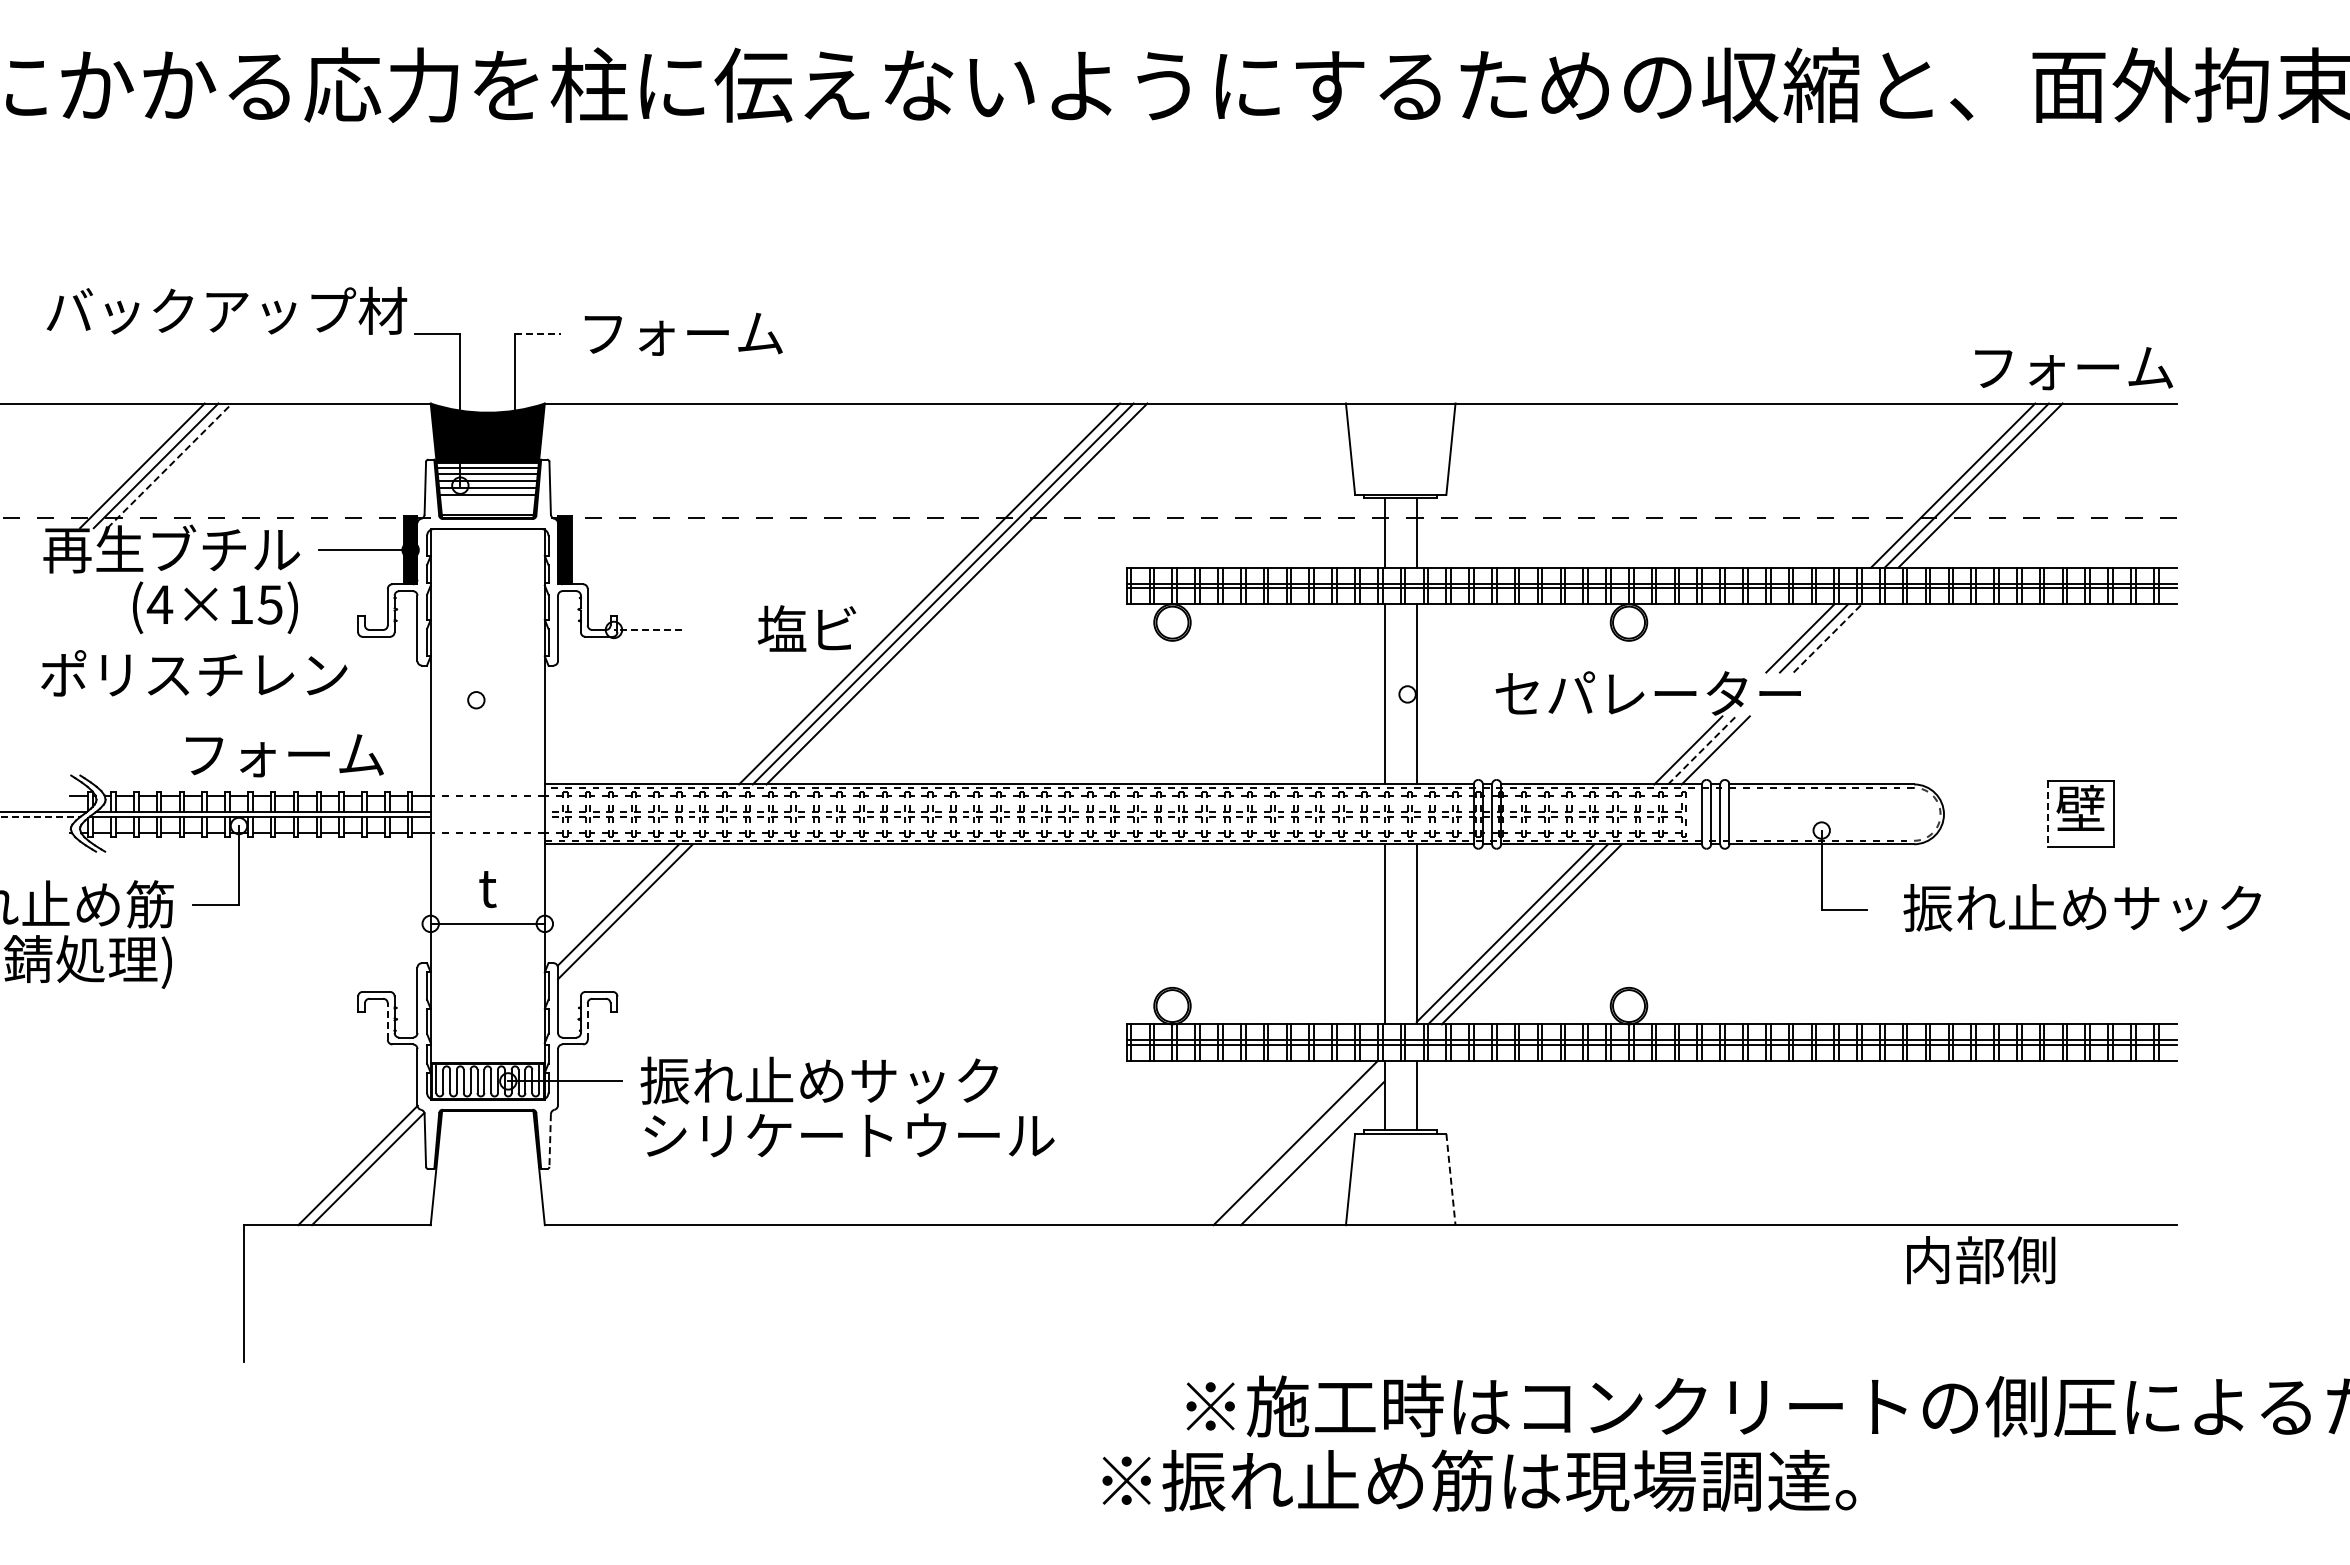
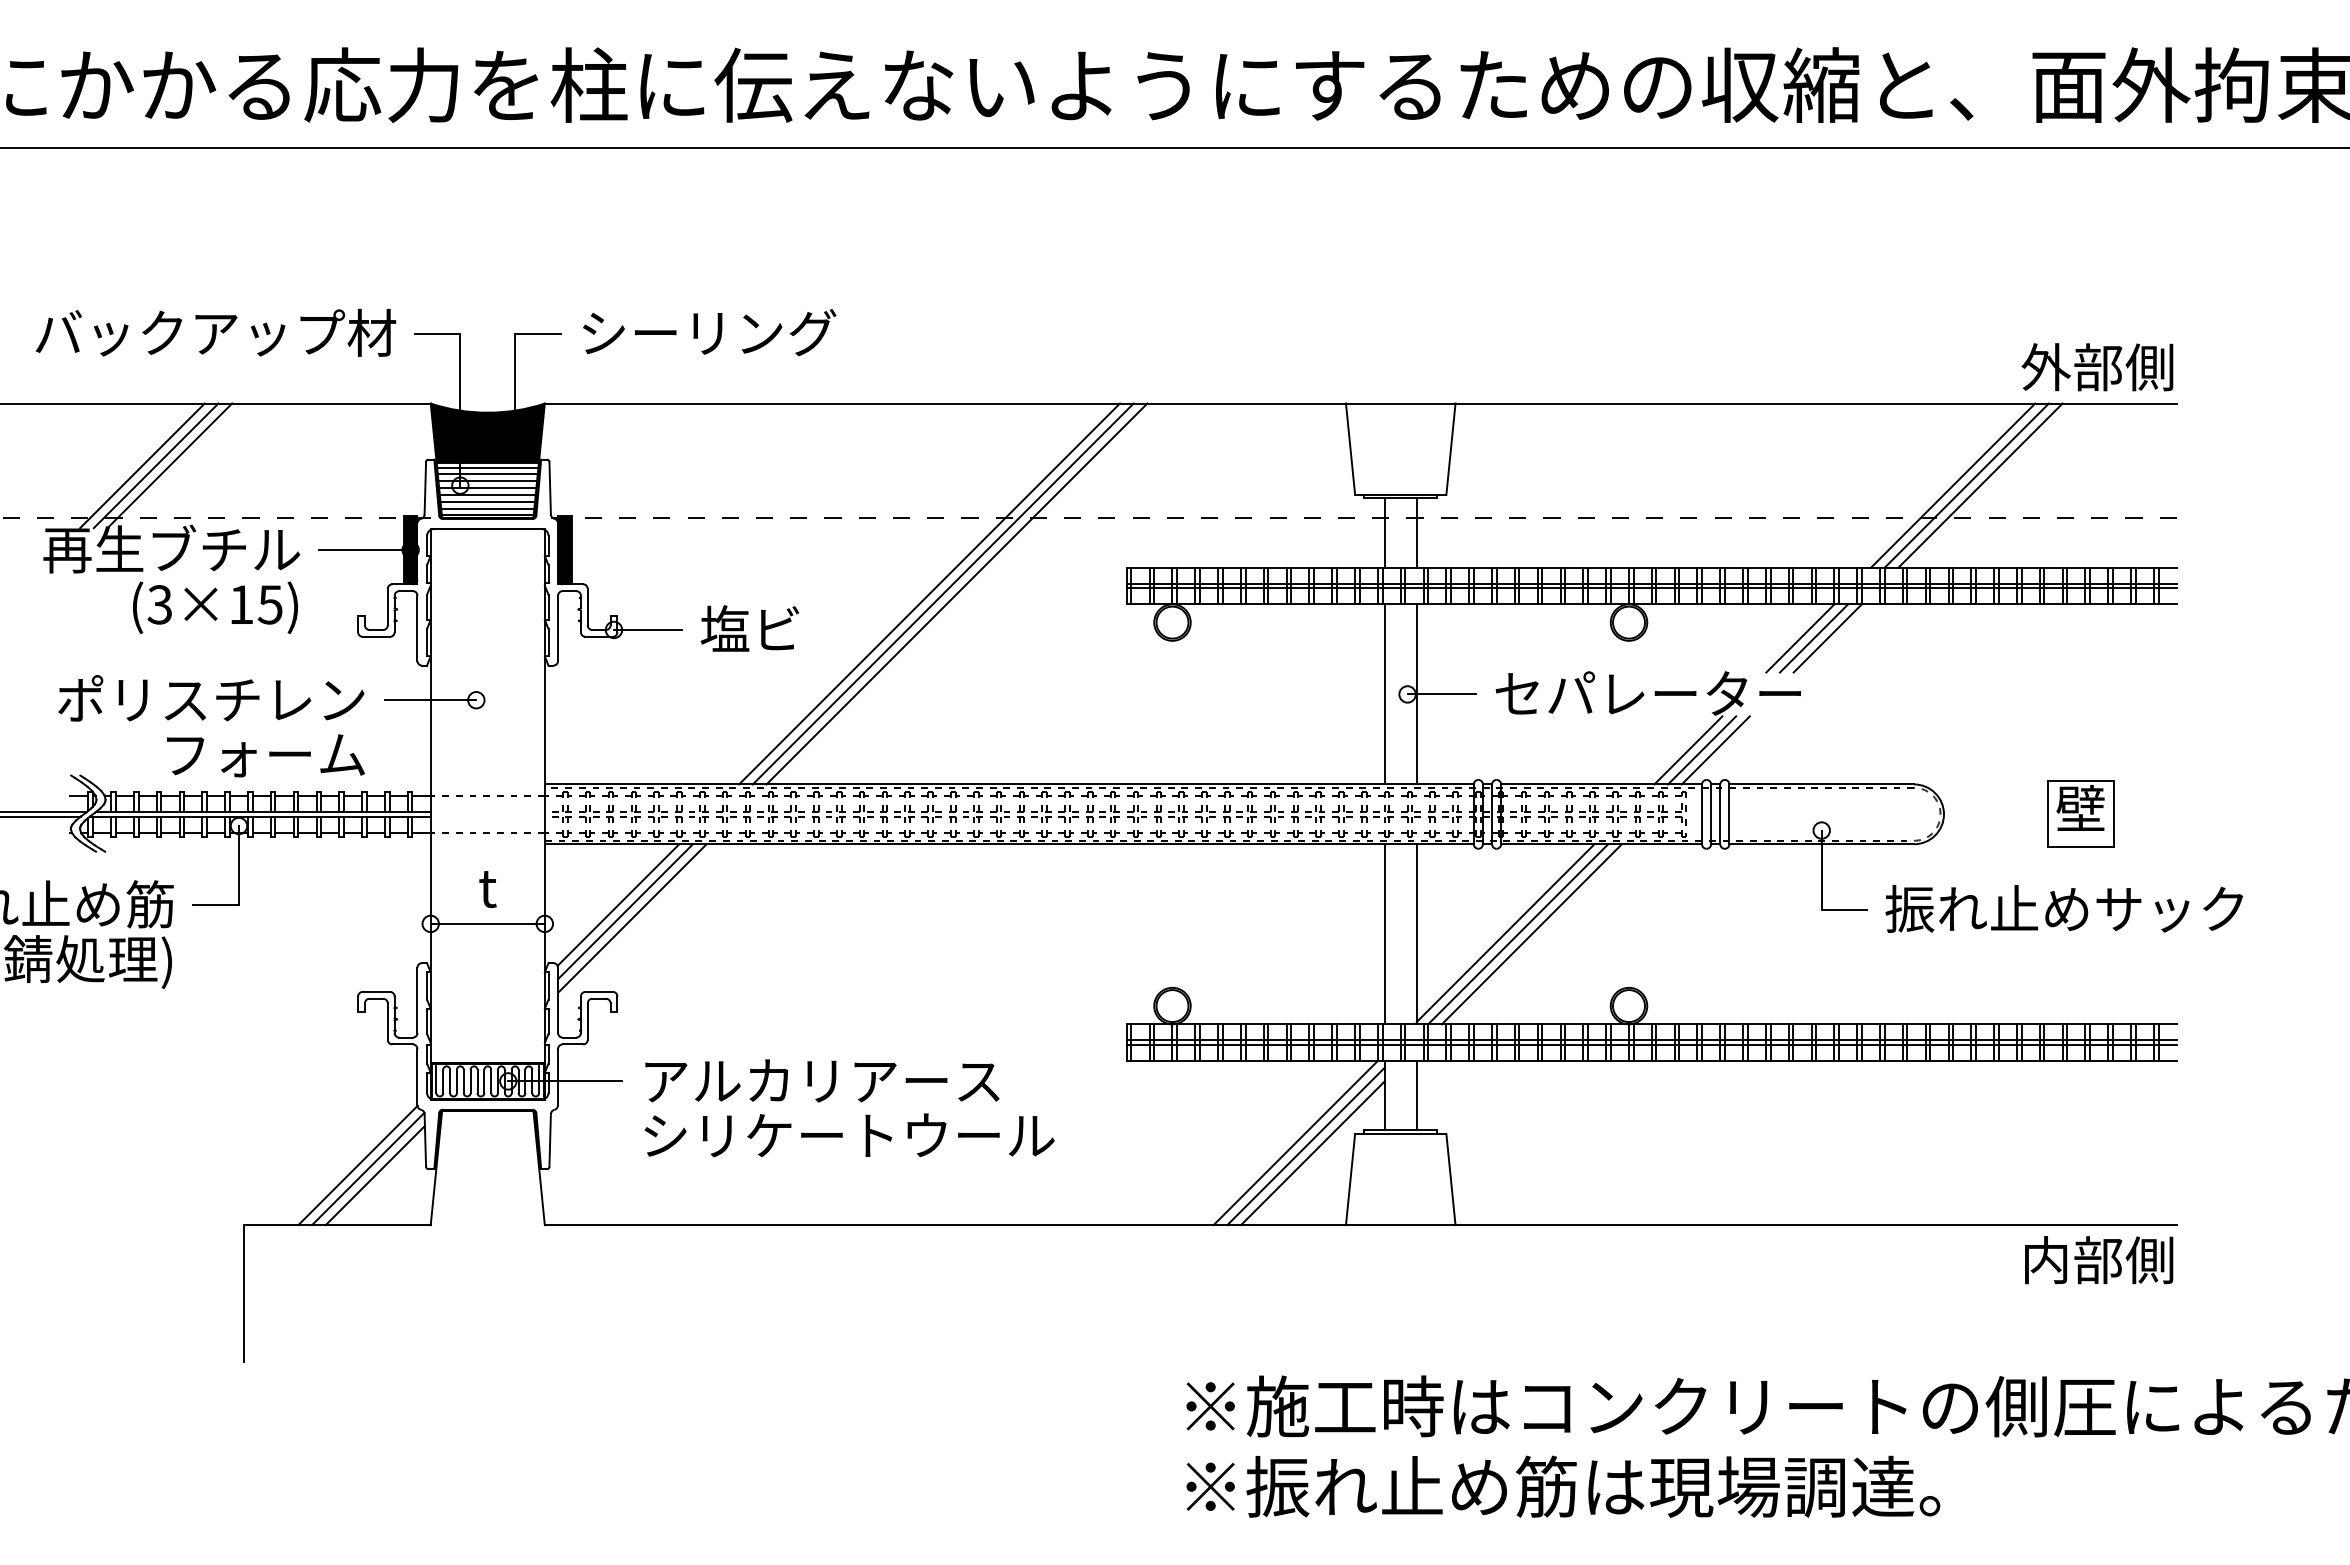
line: none -> present (1174, 147)
text position: (226, 310) -> (215, 332) (215, 332)
text: フォーム -> シーリング (709, 332)
line: dashed -> solid (537, 333)
text: フォーム -> 外部側 (2074, 367)
line: dashed -> solid (170, 465)
line: none -> present (487, 501)
line: none -> present (487, 508)
text: (4×15) -> (3×15) (159, 604)
text position: (806, 628) -> (749, 628) (749, 628)
line: dashed -> solid (647, 629)
line: dashed -> solid (1828, 638)
text position: (194, 673) -> (211, 698) (211, 698)
line: none -> present (1441, 694)
line: none -> present (430, 700)
line: dashed -> solid (1702, 750)
text position: (284, 755) -> (265, 755) (265, 755)
line: dashed -> solid (2048, 814)
line: dashed -> solid (41, 816)
text position: (2082, 907) -> (2064, 908) (2064, 908)
line: none -> present (632, 918)
line: dashed -> solid (387, 1021)
line: dashed -> solid (587, 1021)
text: 振れ止めサック -> アルカリアース (819, 1080)
line: dashed -> solid (550, 1141)
line: none -> present (1305, 1146)
line: none -> present (374, 1175)
line: dashed -> solid (1450, 1179)
text position: (1981, 1260) -> (2099, 1260) (2099, 1260)
text position: (1479, 1480) -> (1563, 1486) (1563, 1486)
